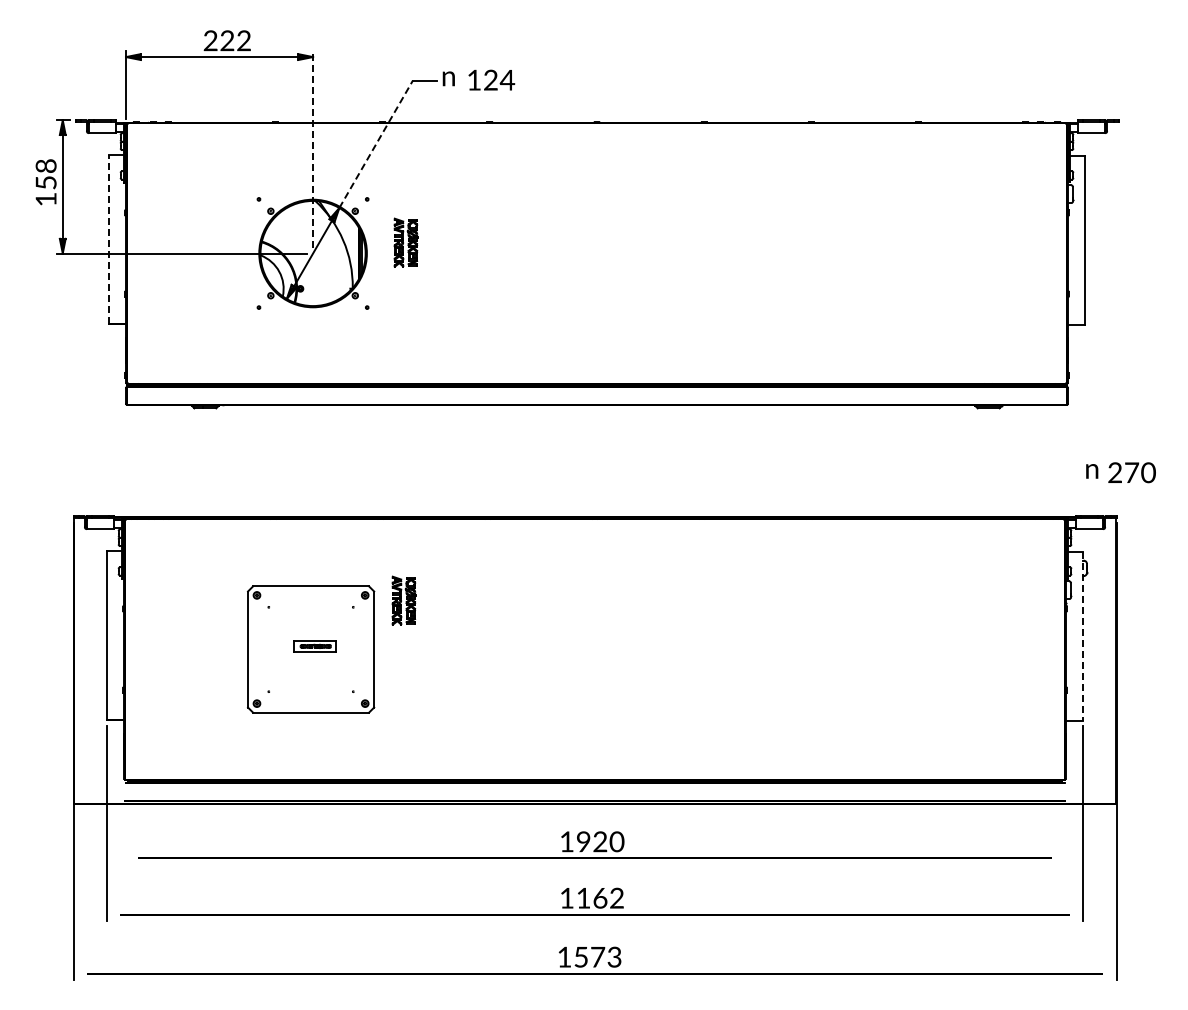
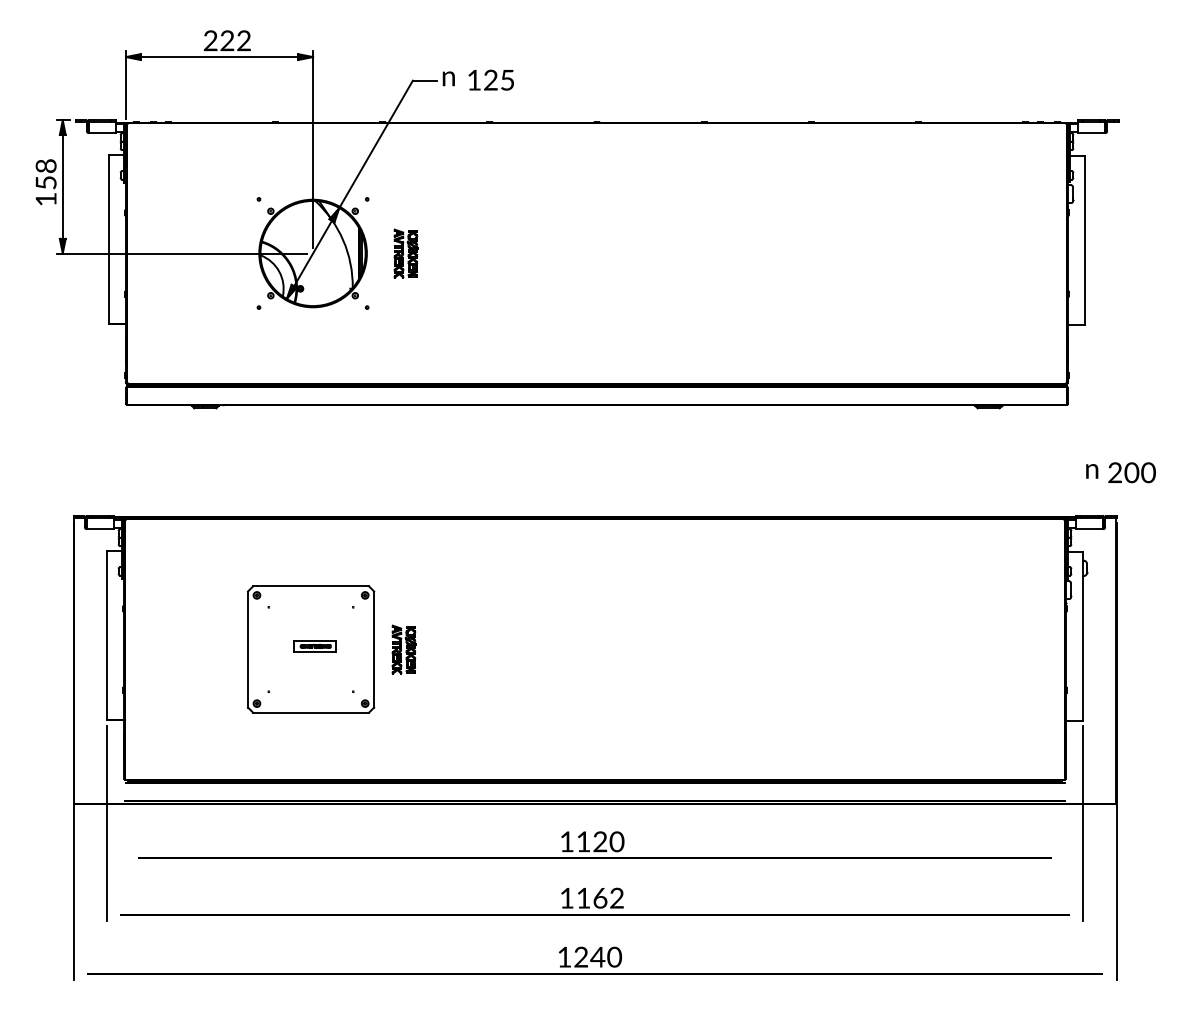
text: 124 -> 125 (507, 80)
line: dashed -> solid (376, 143)
line: dashed -> solid (313, 148)
line: dashed -> solid (108, 239)
part position: (405, 242) -> (405, 253) (405, 253)
text: 270 -> 200 (1131, 472)
part position: (403, 600) -> (403, 649) (403, 649)
line: dashed -> solid (1083, 636)
text: 1920 -> 1120 (583, 841)
text: 1573 -> 1240 (598, 956)
